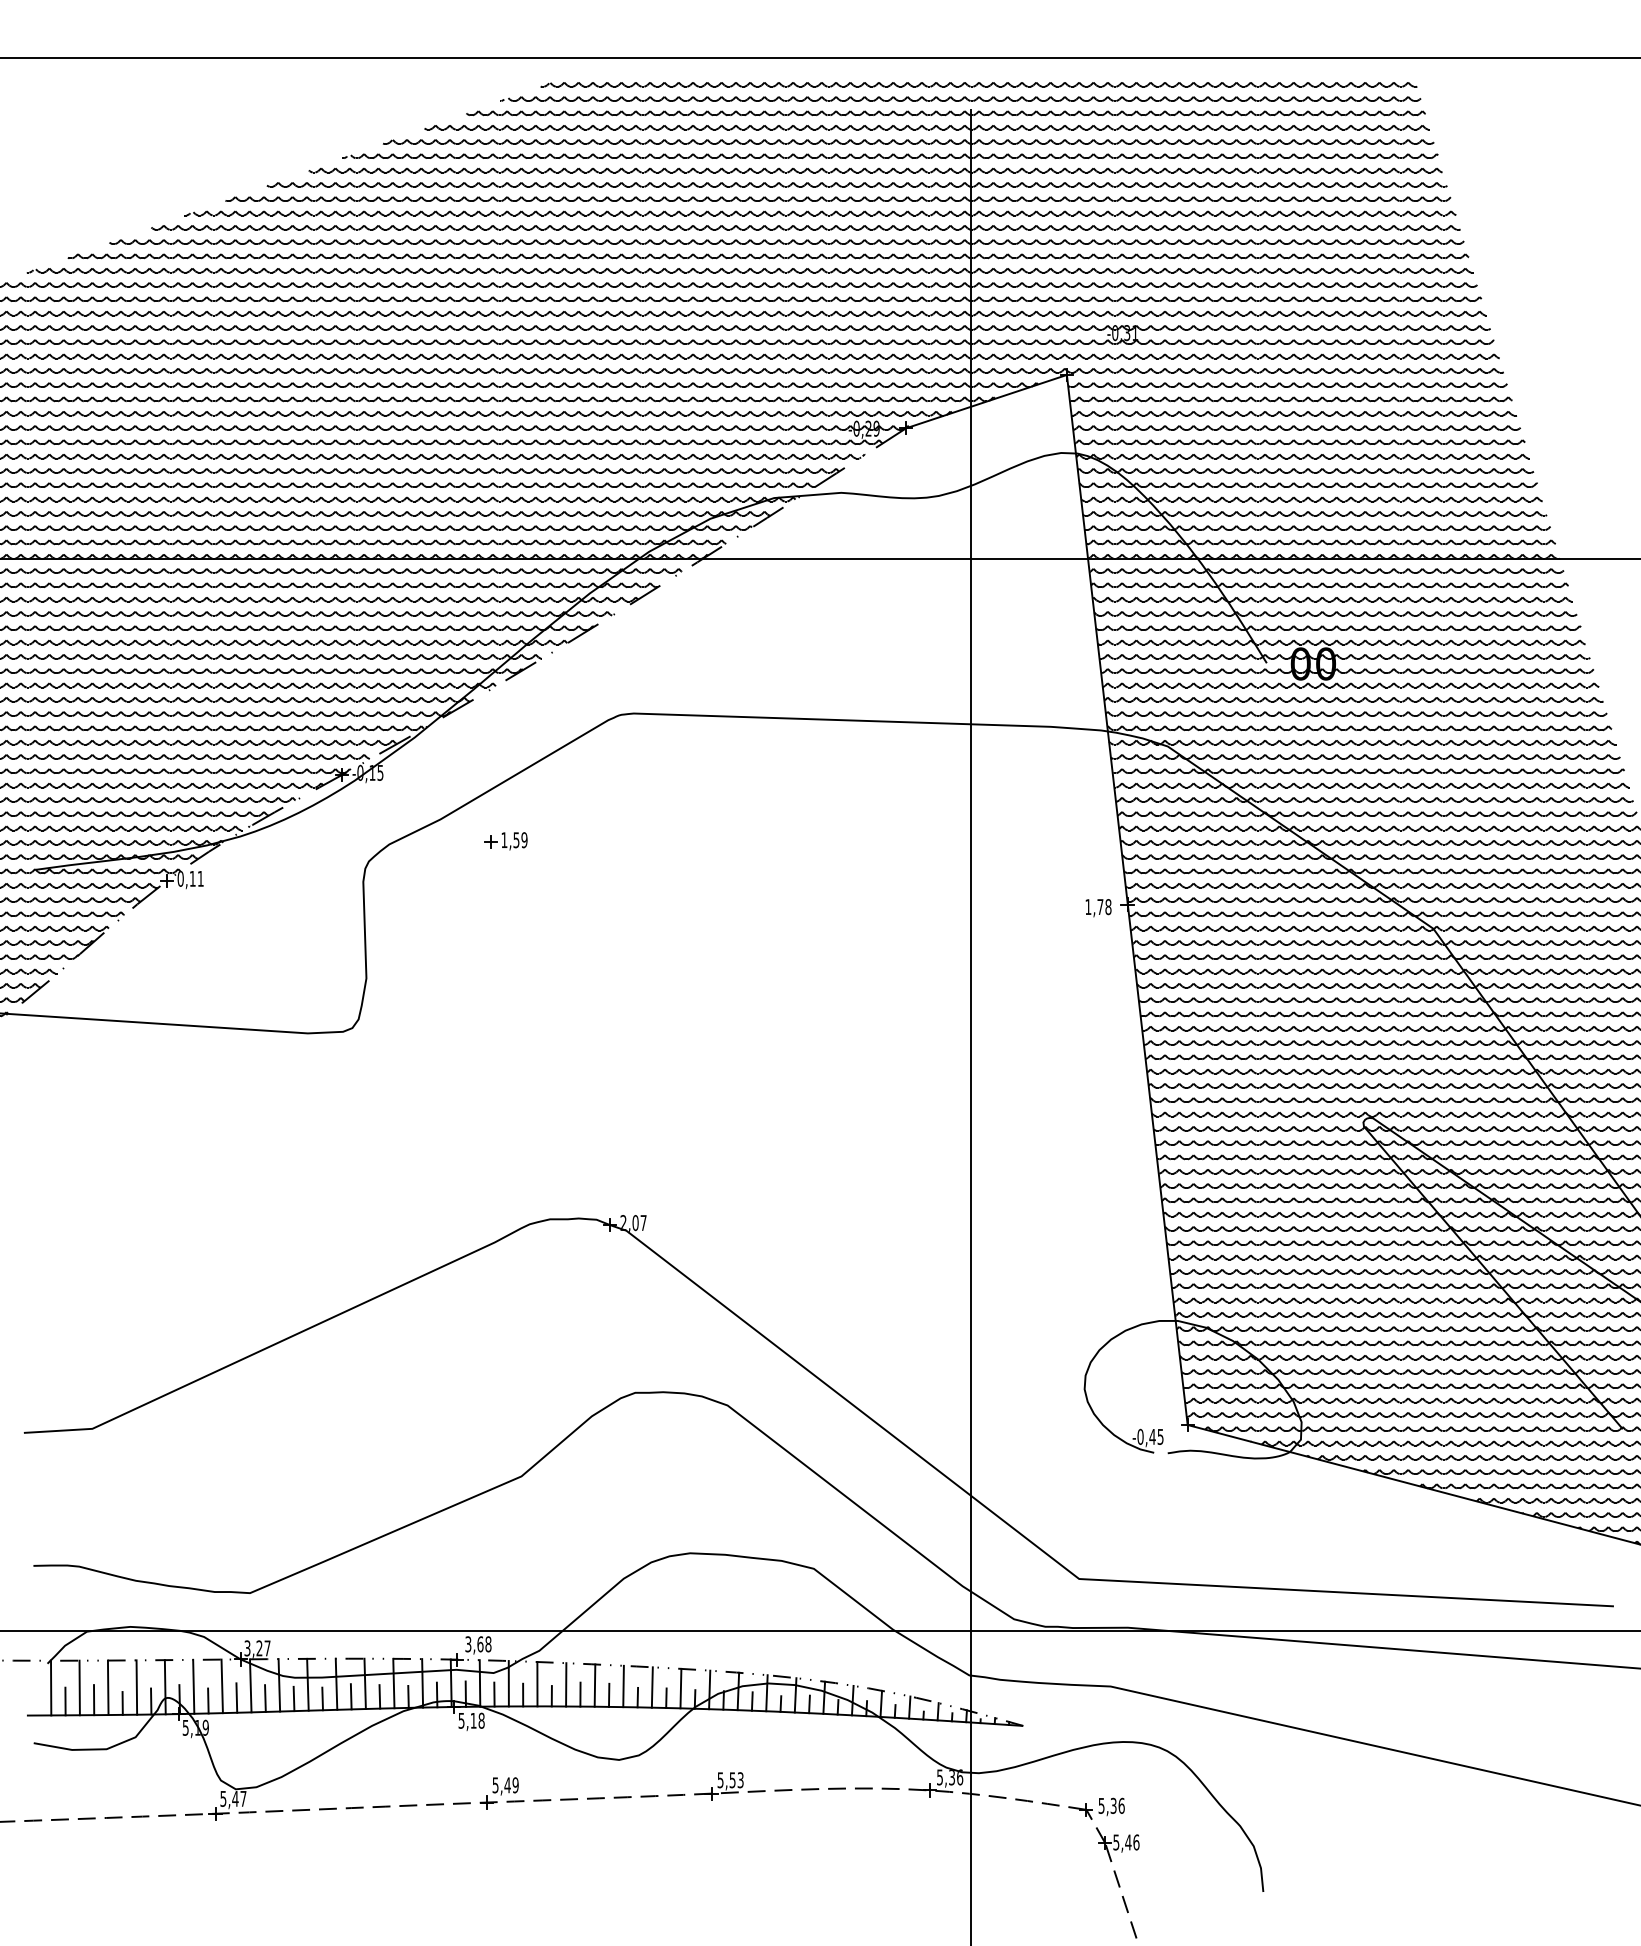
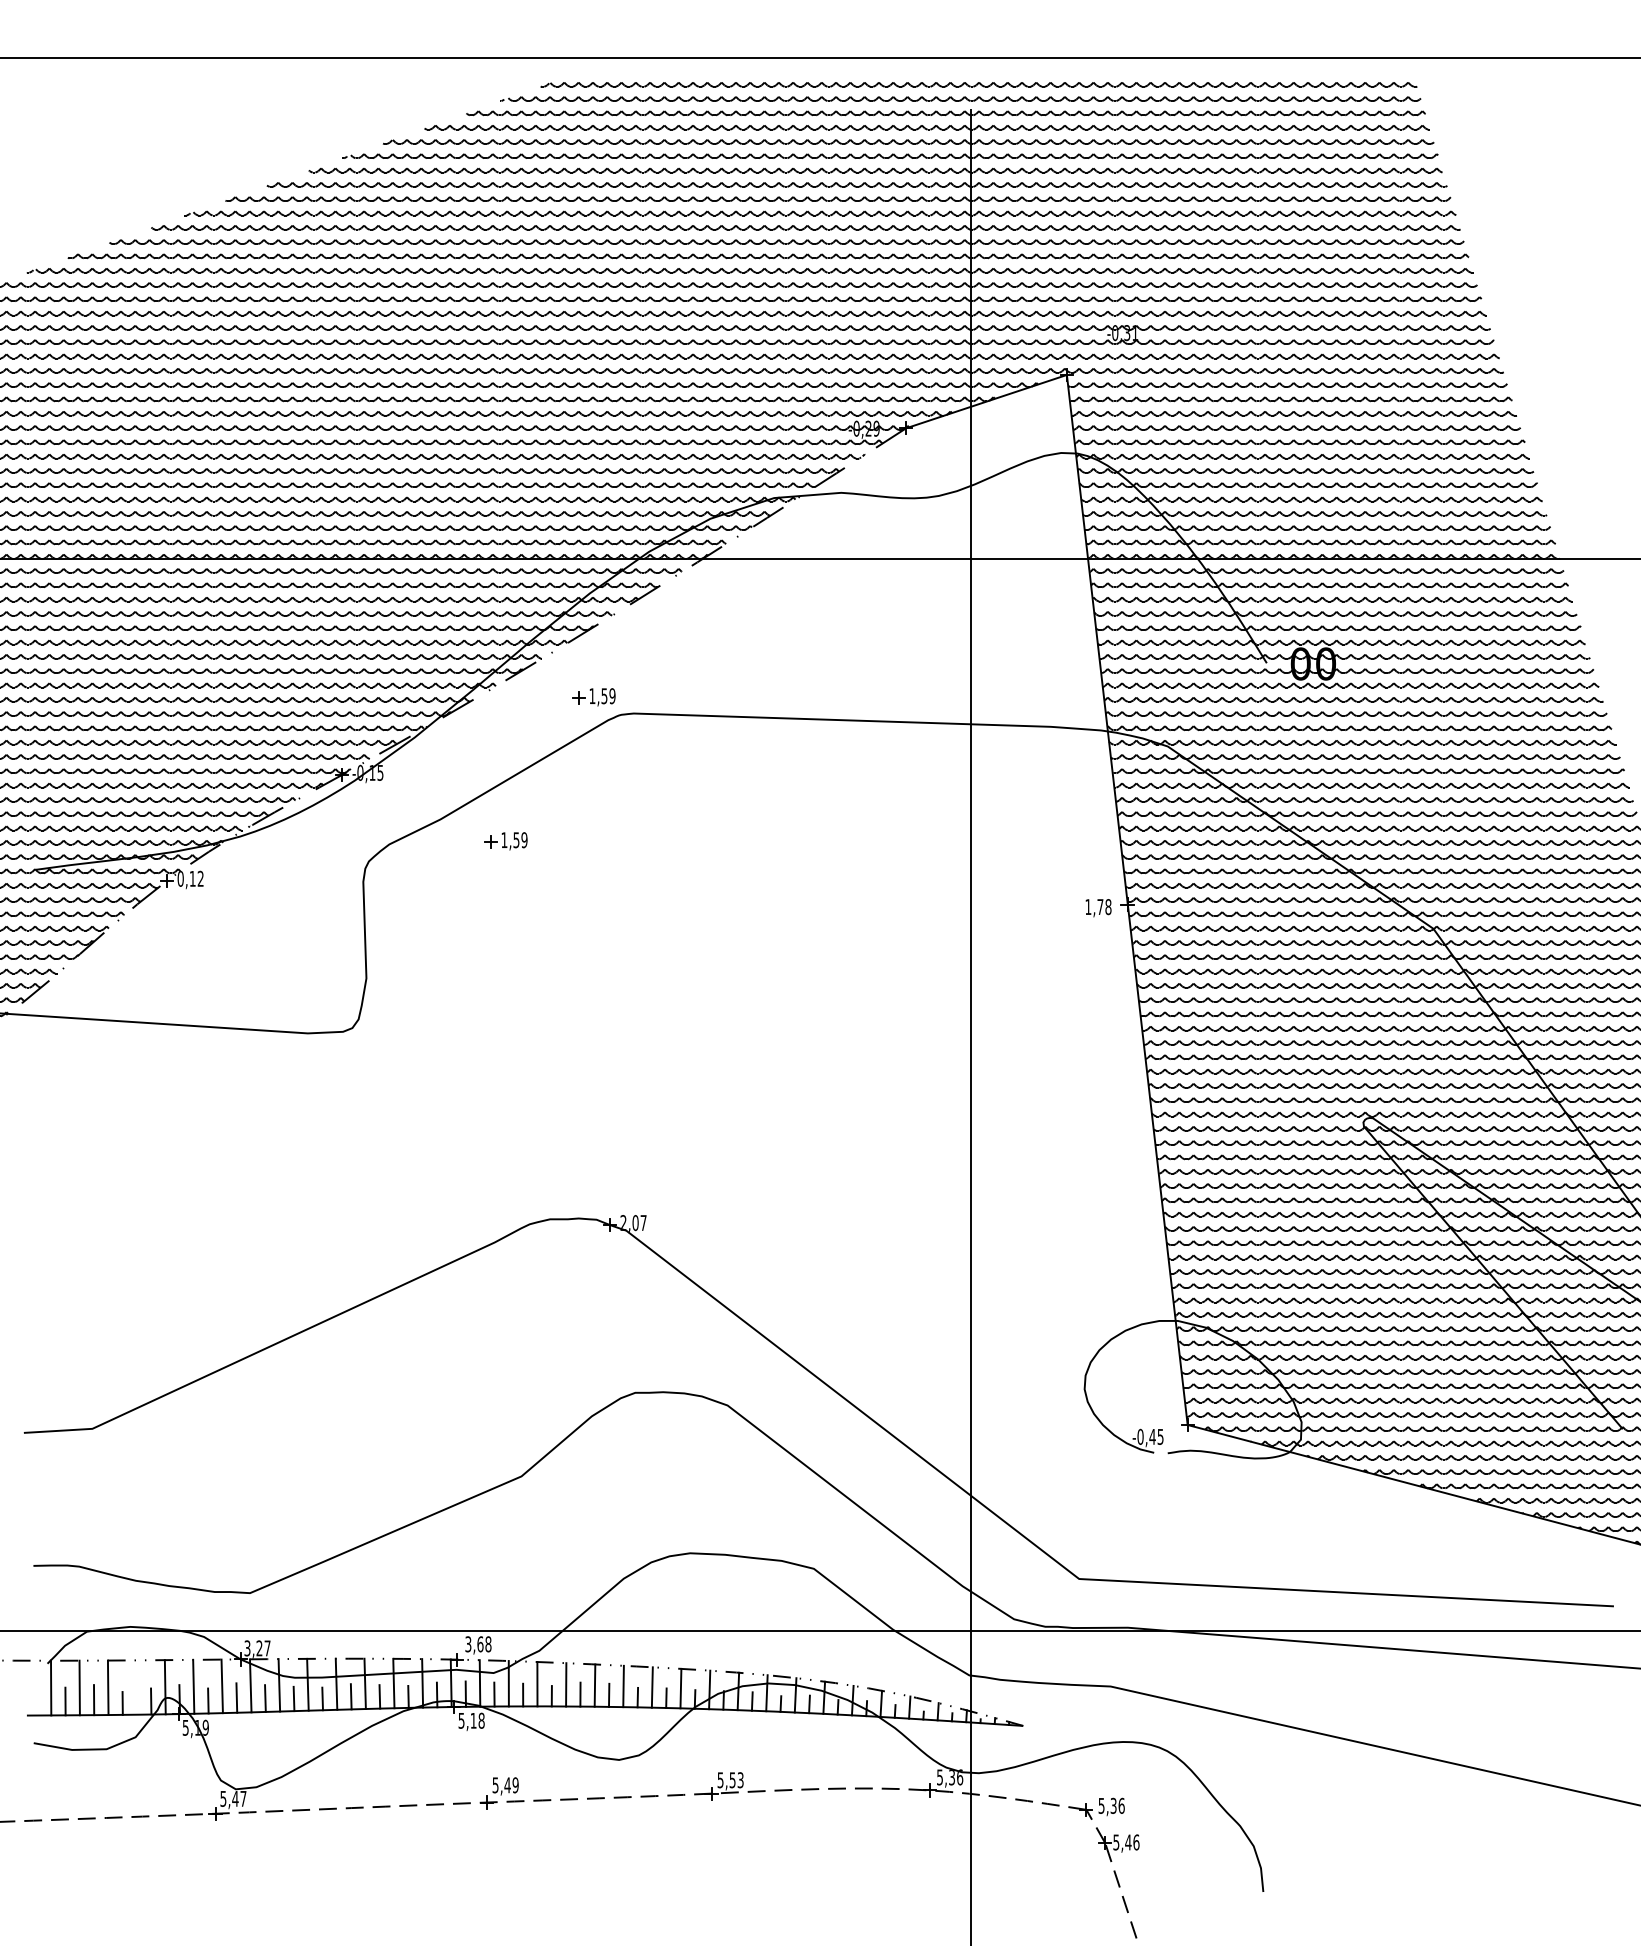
part: none -> present (593, 697)
text: 0,11 -> 0,12 (200, 878)
line: present -> none (136, 1687)
